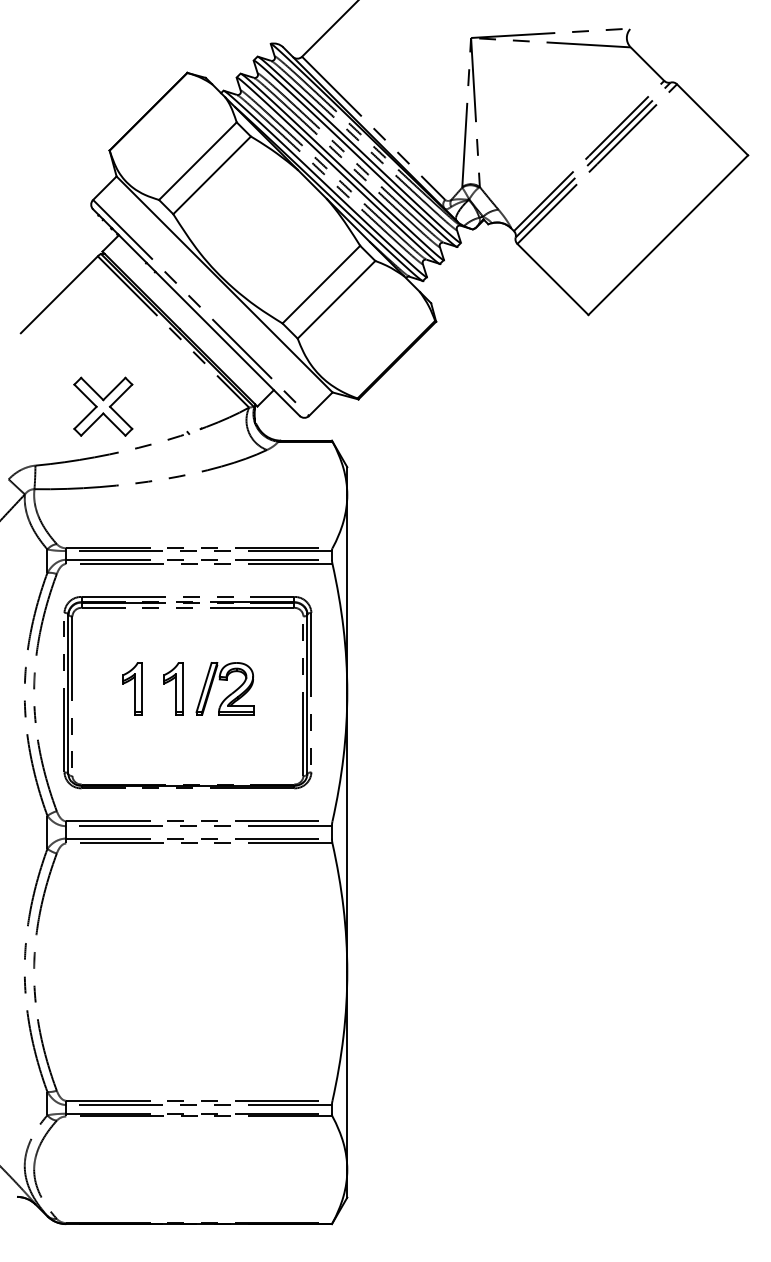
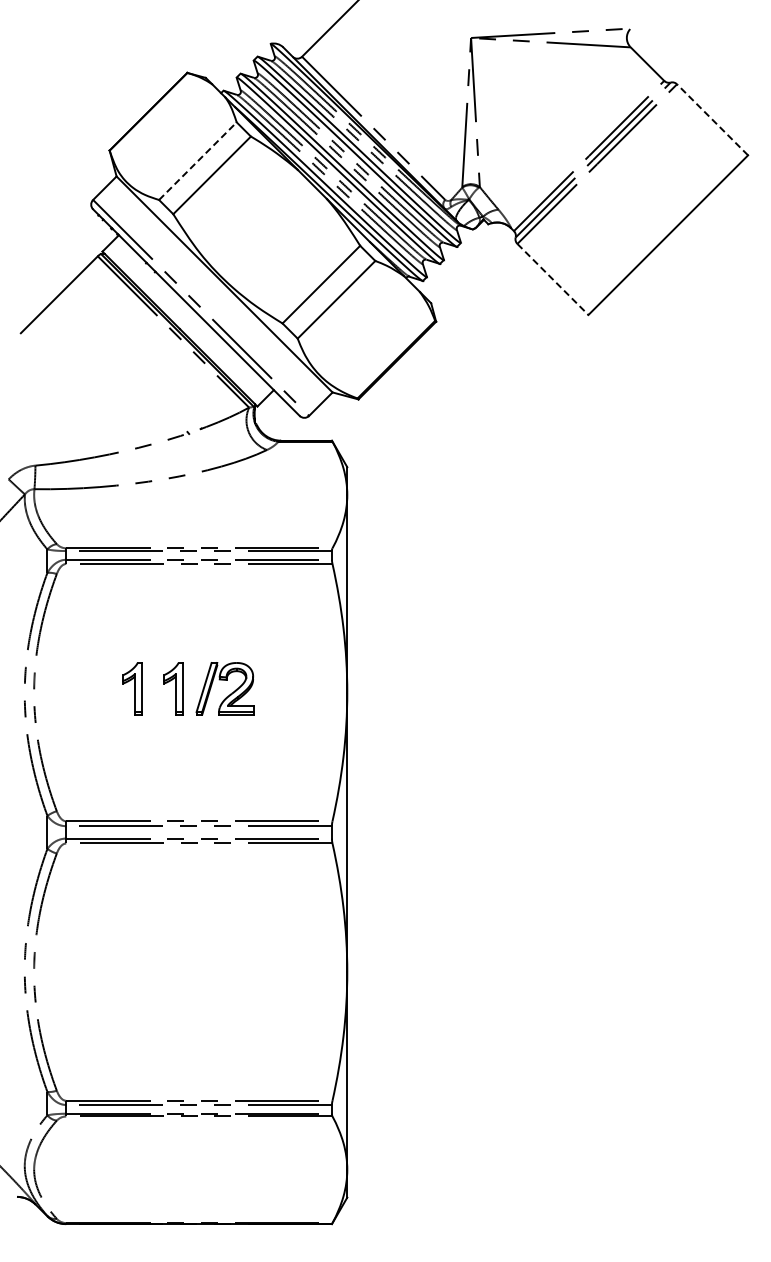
line: solid -> dashed (712, 119)
line: solid -> dashed (197, 161)
line: solid -> dashed (553, 279)
part: present -> none (103, 406)
part: present -> none (187, 608)
